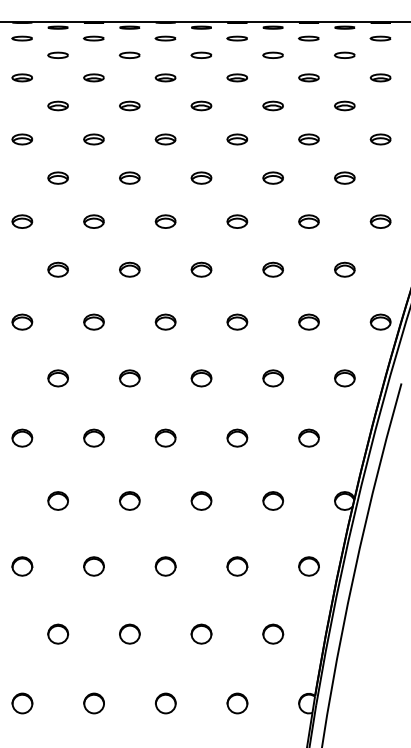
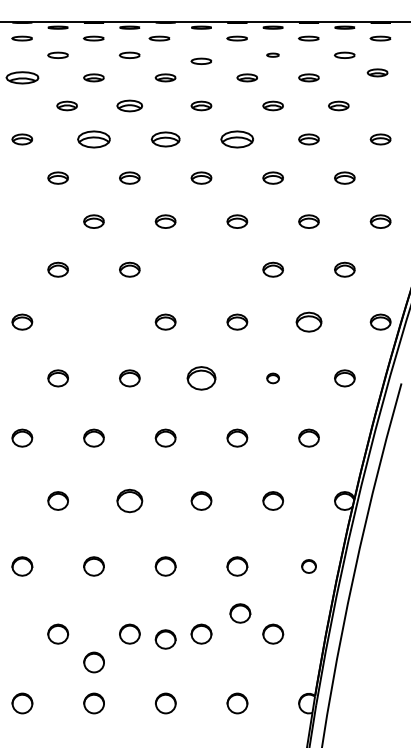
part position: (165, 38) -> (159, 38) (159, 38)
part position: (201, 54) -> (201, 60) (201, 60)
part size: 22x8 px -> 14x6 px (272, 54)
part size: 22x10 px -> 35x14 px (22, 77)
part position: (236, 77) -> (246, 77) (246, 77)
part position: (380, 77) -> (377, 72) (377, 72)
part position: (57, 105) -> (66, 105) (66, 105)
part size: 22x12 px -> 27x14 px (129, 105)
part position: (344, 105) -> (338, 105) (338, 105)
part size: 22x13 px -> 34x19 px (93, 139)
part size: 23x13 px -> 31x17 px (165, 139)
part size: 23x13 px -> 34x19 px (236, 139)
part: present -> none (22, 221)
part: present -> none (201, 269)
part: present -> none (93, 321)
part size: 22x18 px -> 28x22 px (308, 321)
part size: 23x19 px -> 31x25 px (201, 378)
part size: 22x19 px -> 14x13 px (272, 378)
part size: 22x20 px -> 28x26 px (129, 500)
part size: 22x21 px -> 16x15 px (308, 566)
part: none -> present (240, 613)
part: none -> present (165, 639)
part: none -> present (93, 662)
